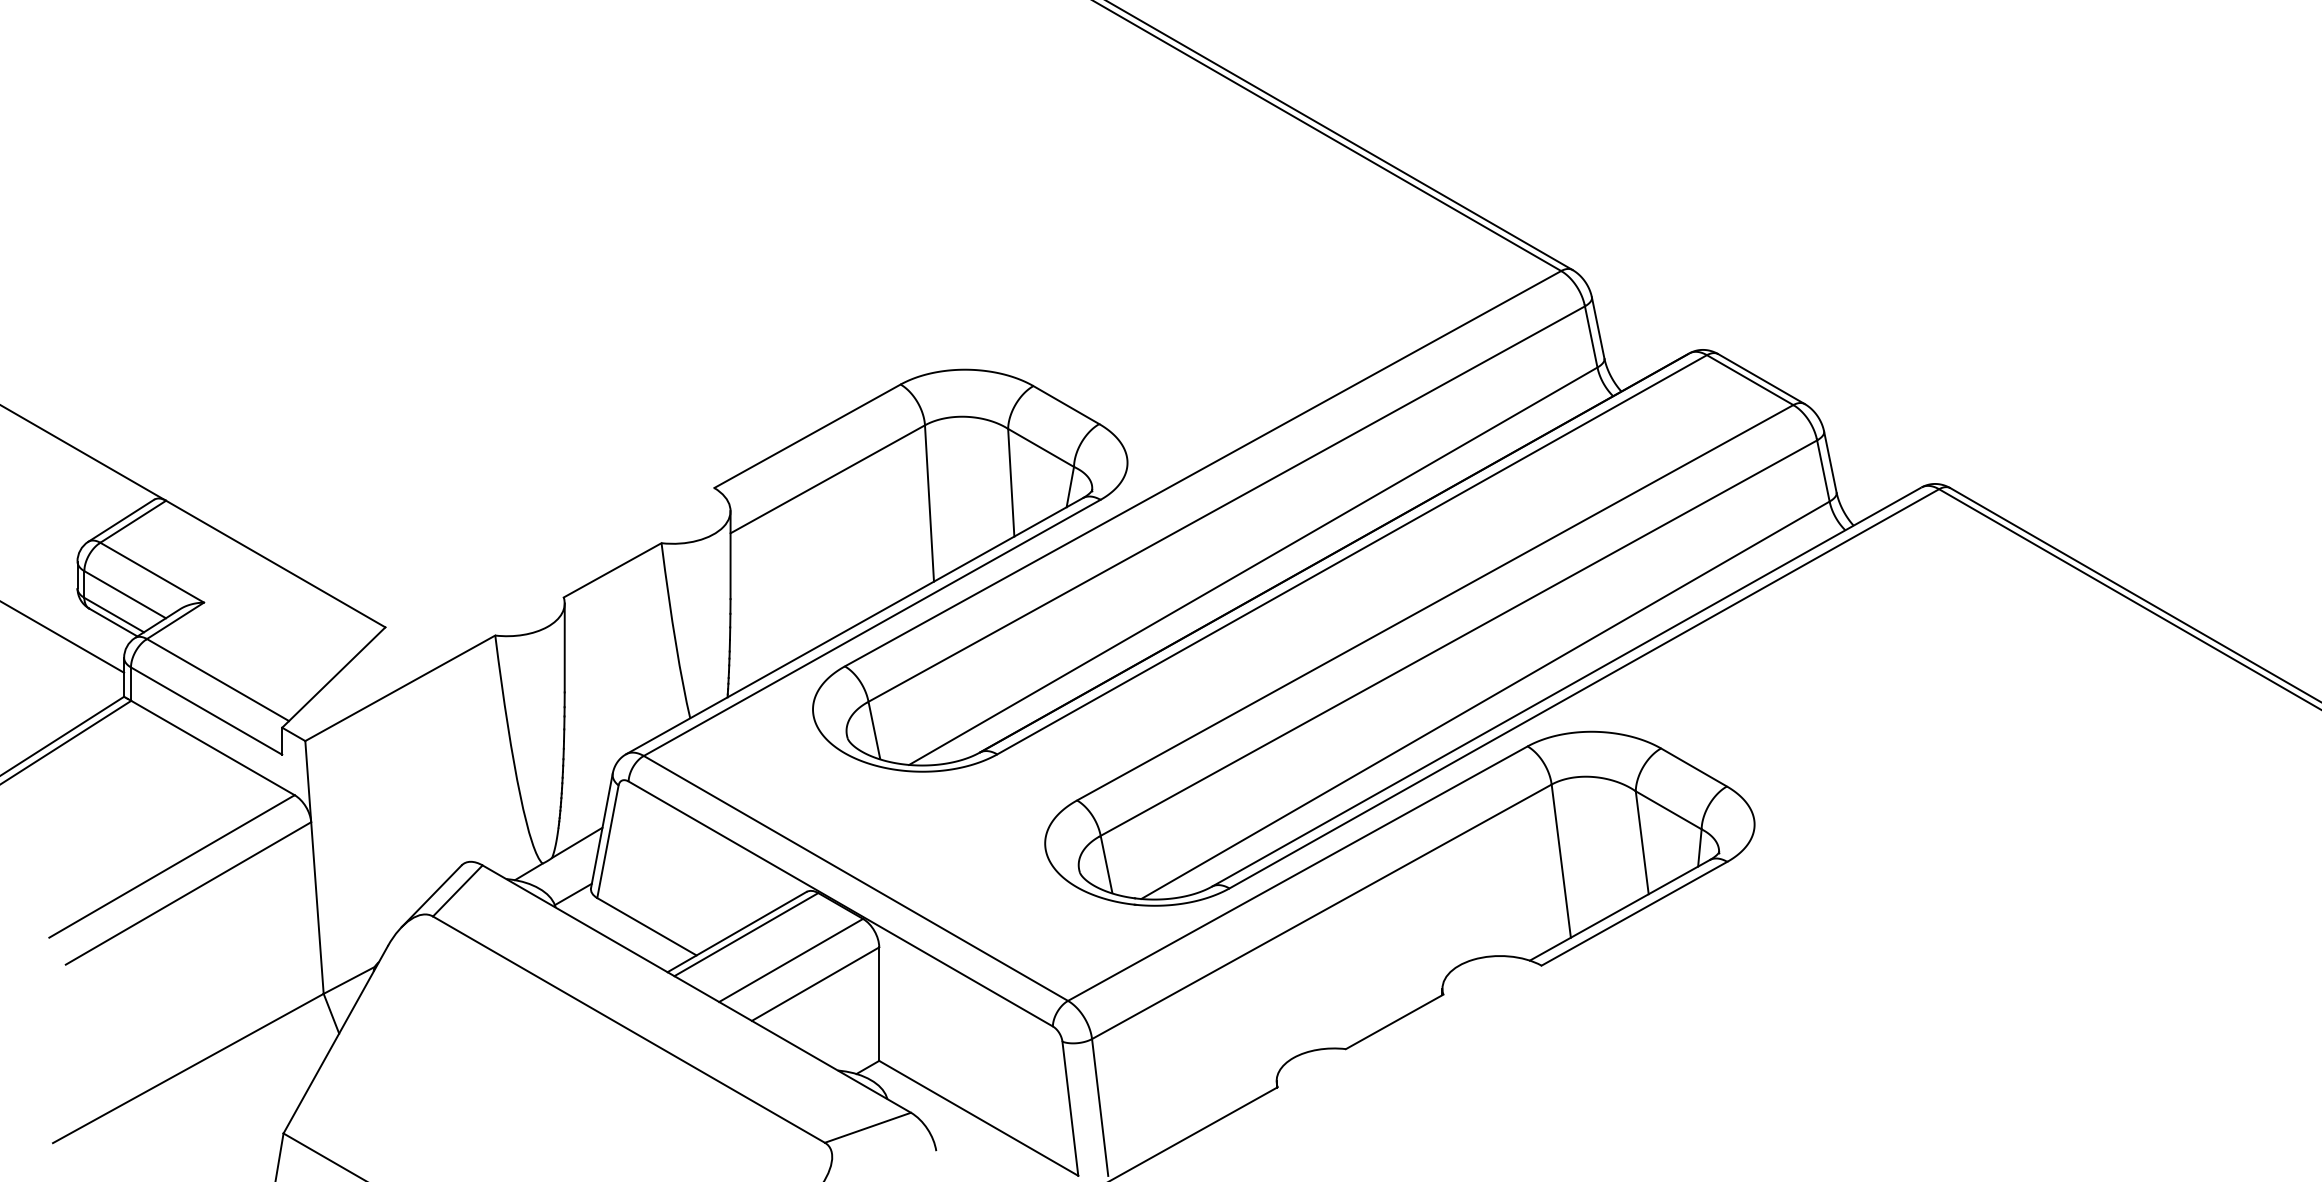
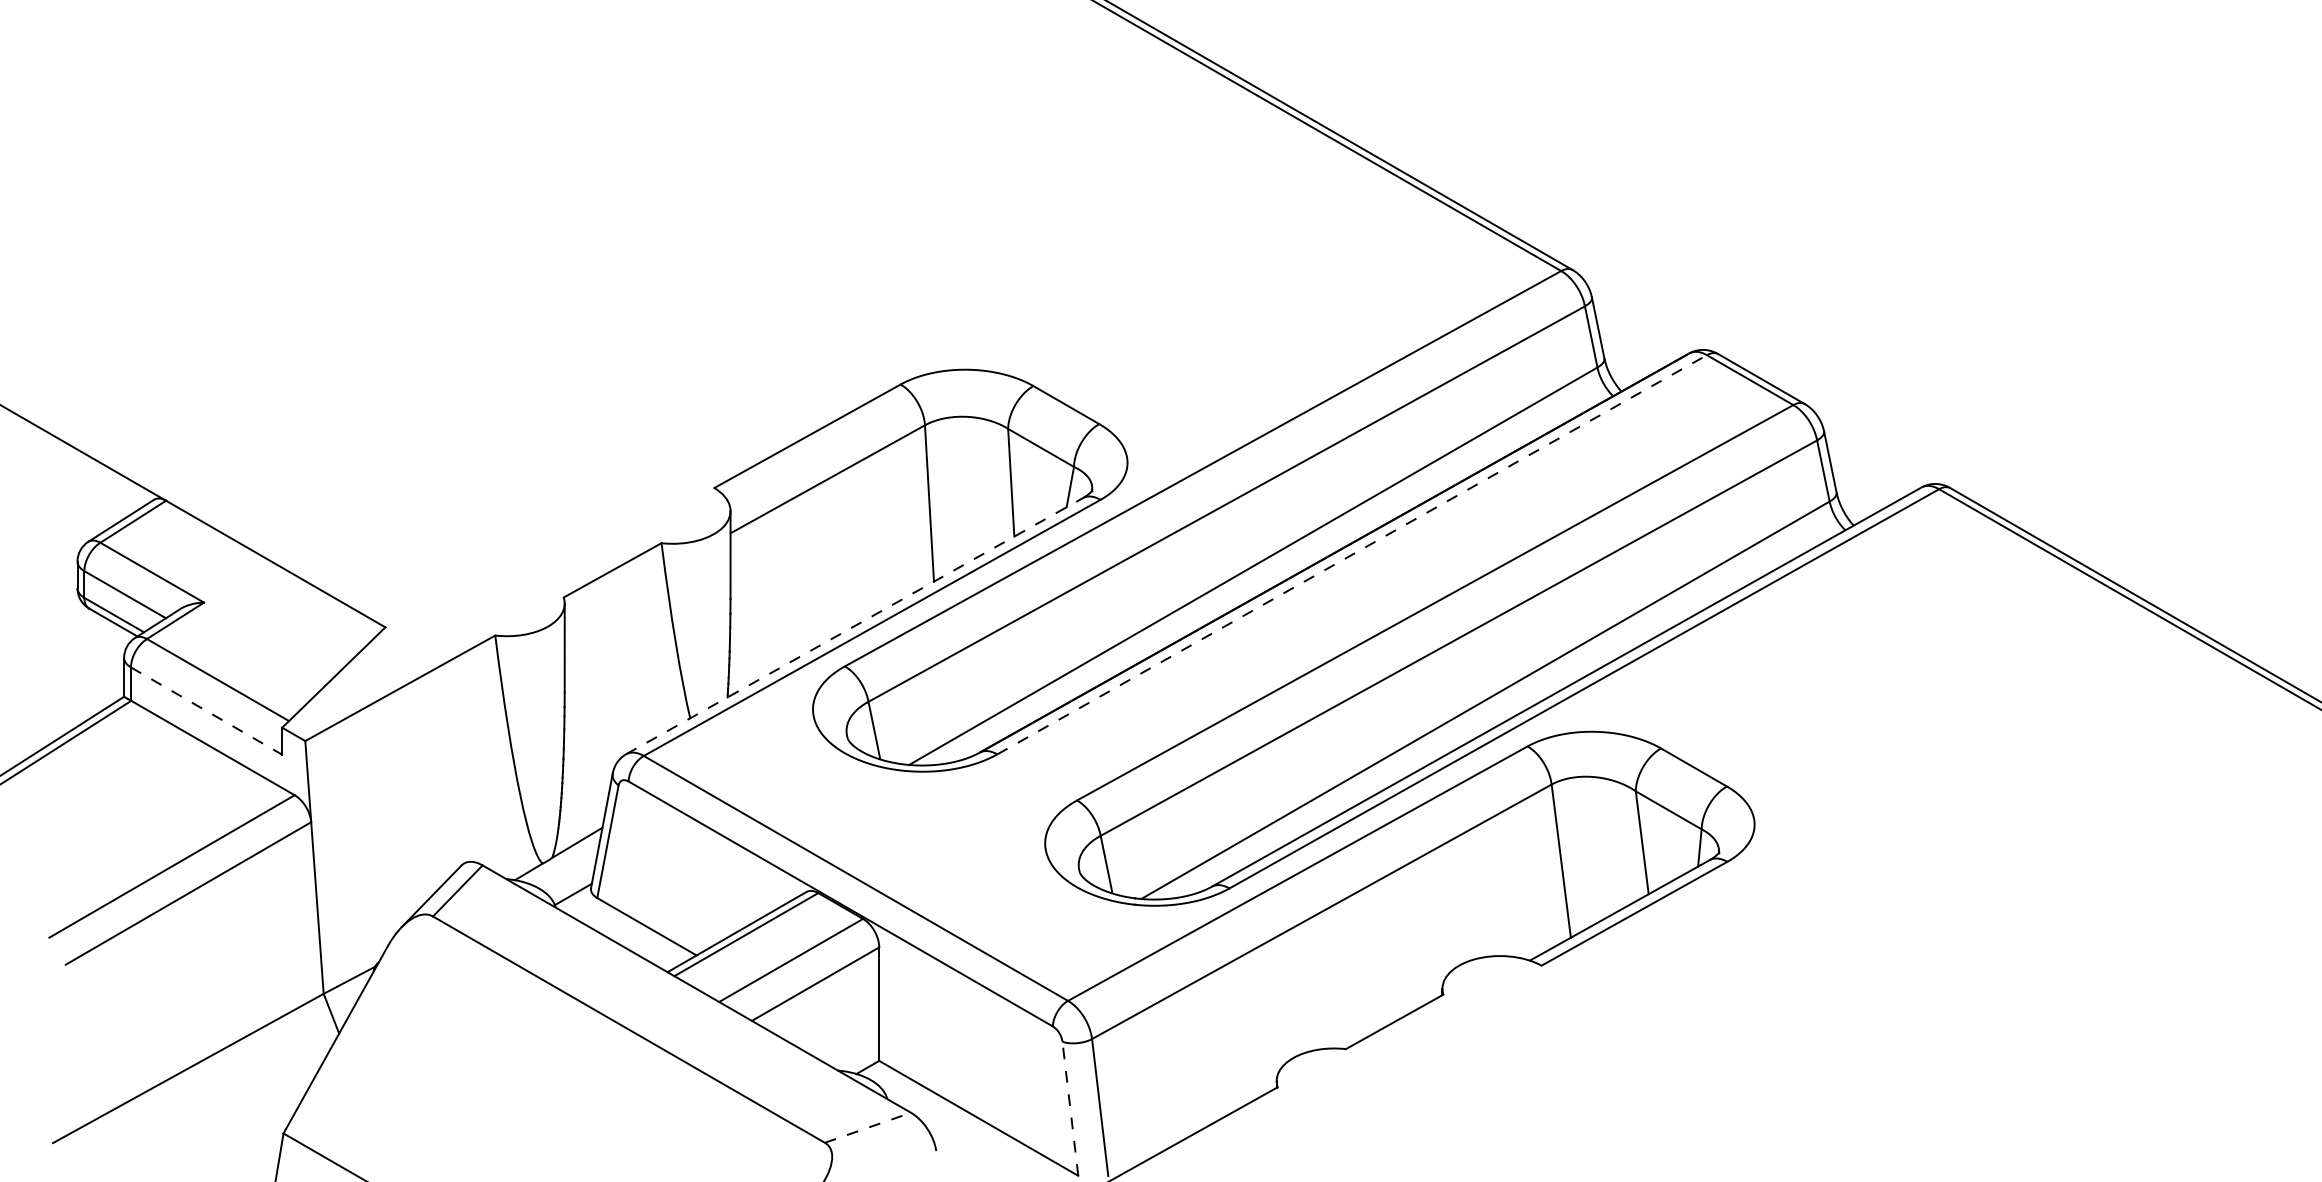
line: solid -> dashed (1352, 554)
line: solid -> dashed (854, 626)
line: present -> none (63, 637)
line: solid -> dashed (207, 711)
line: solid -> dashed (1070, 1108)
line: solid -> dashed (867, 1127)
